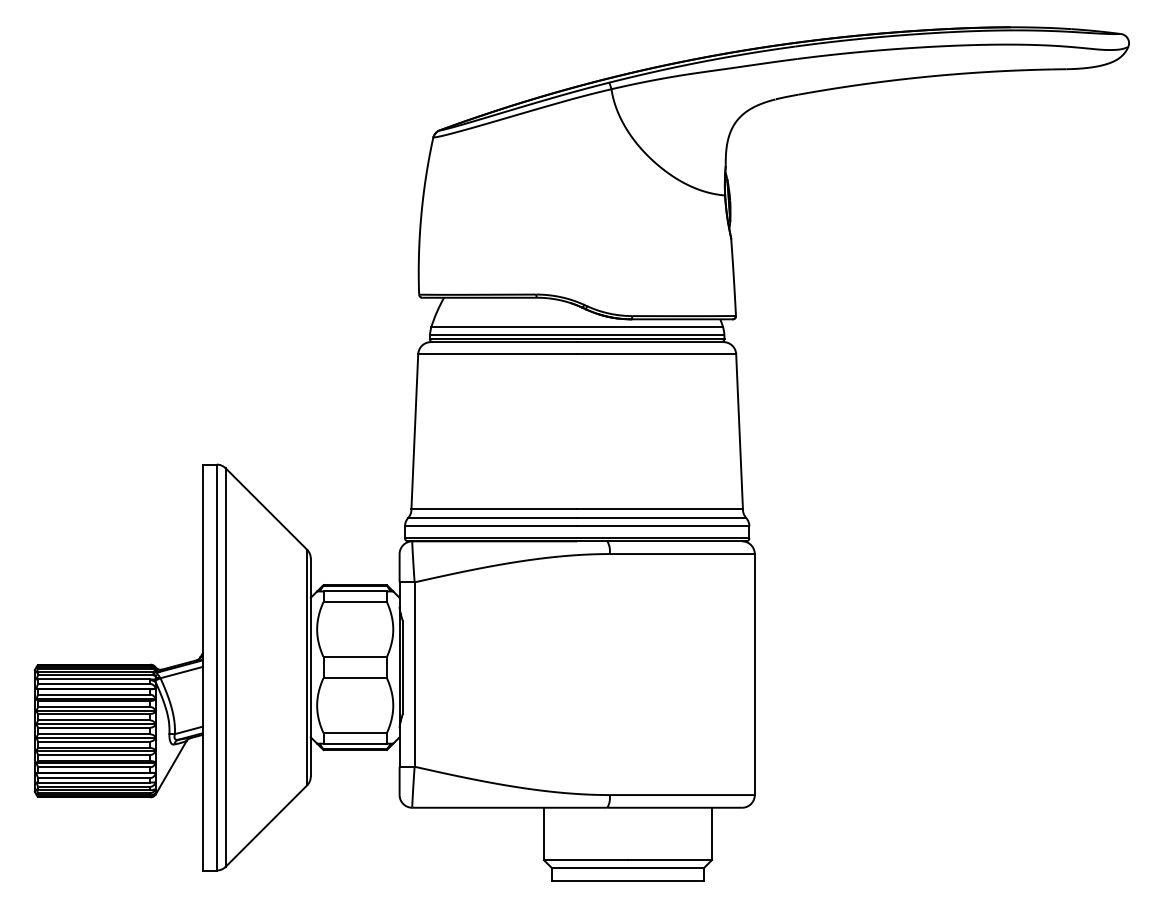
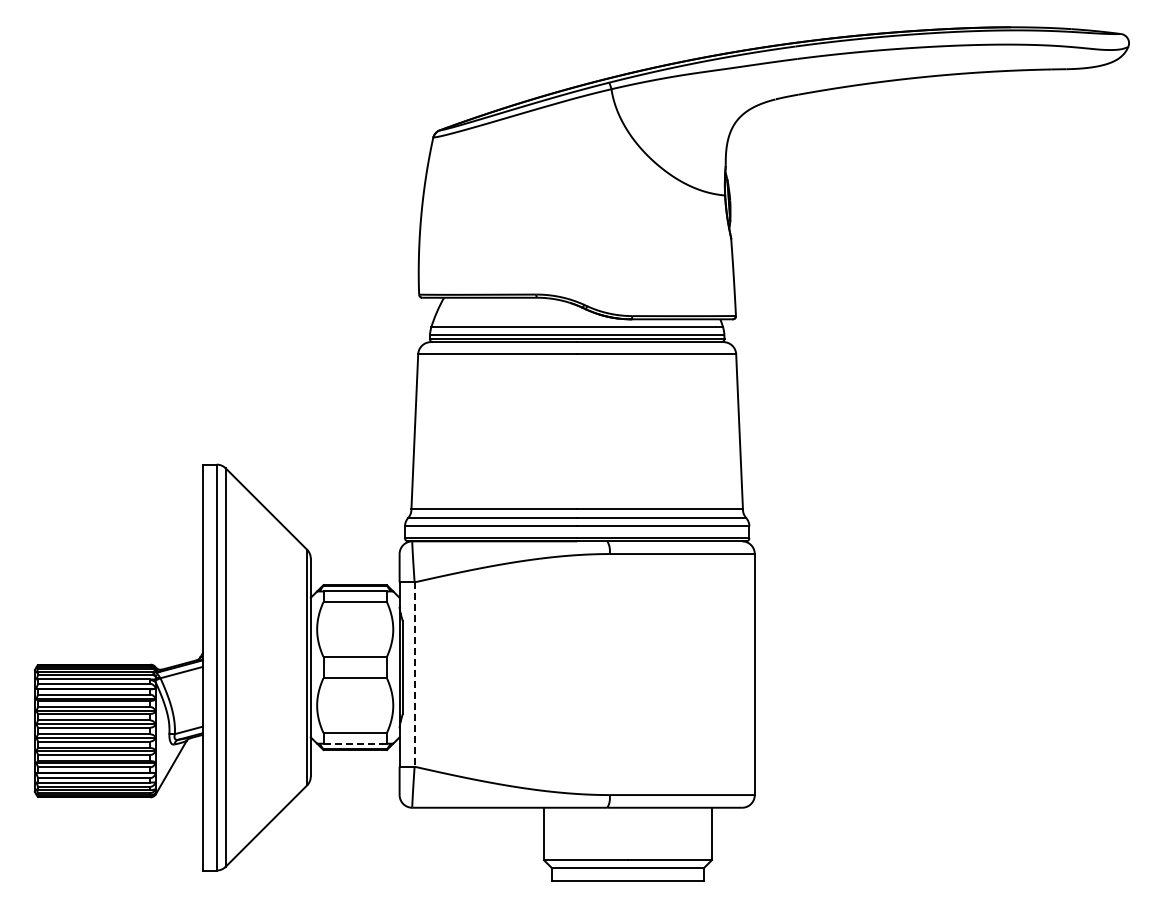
line: solid -> dashed (414, 675)
line: solid -> dashed (355, 743)
